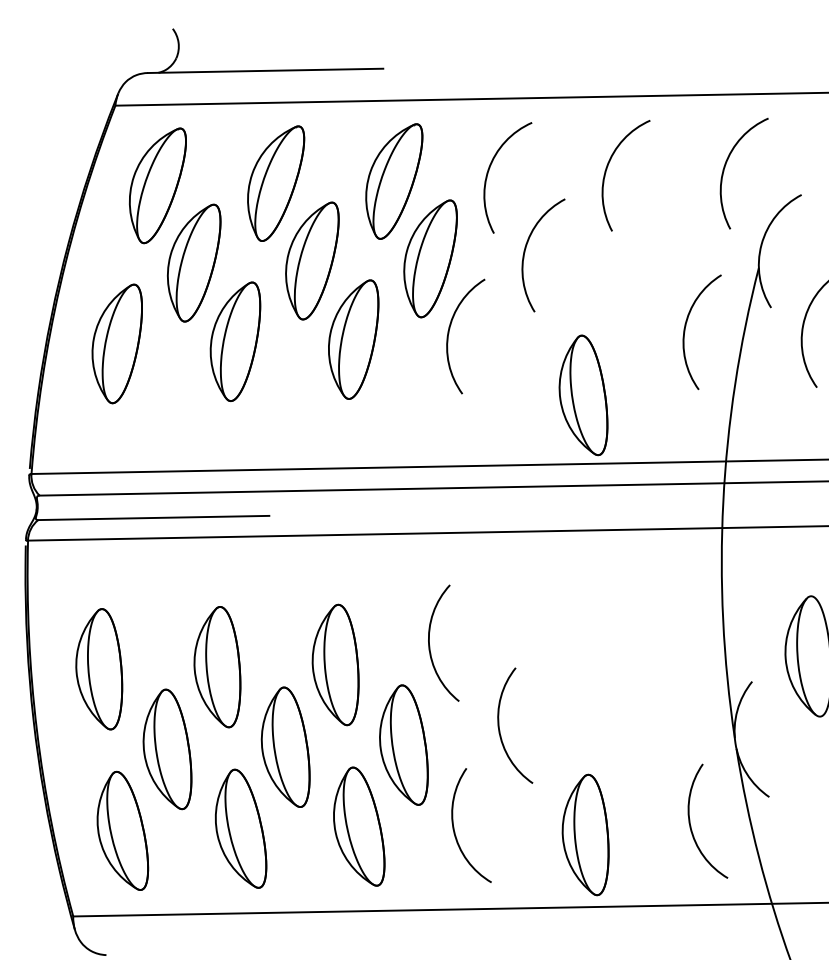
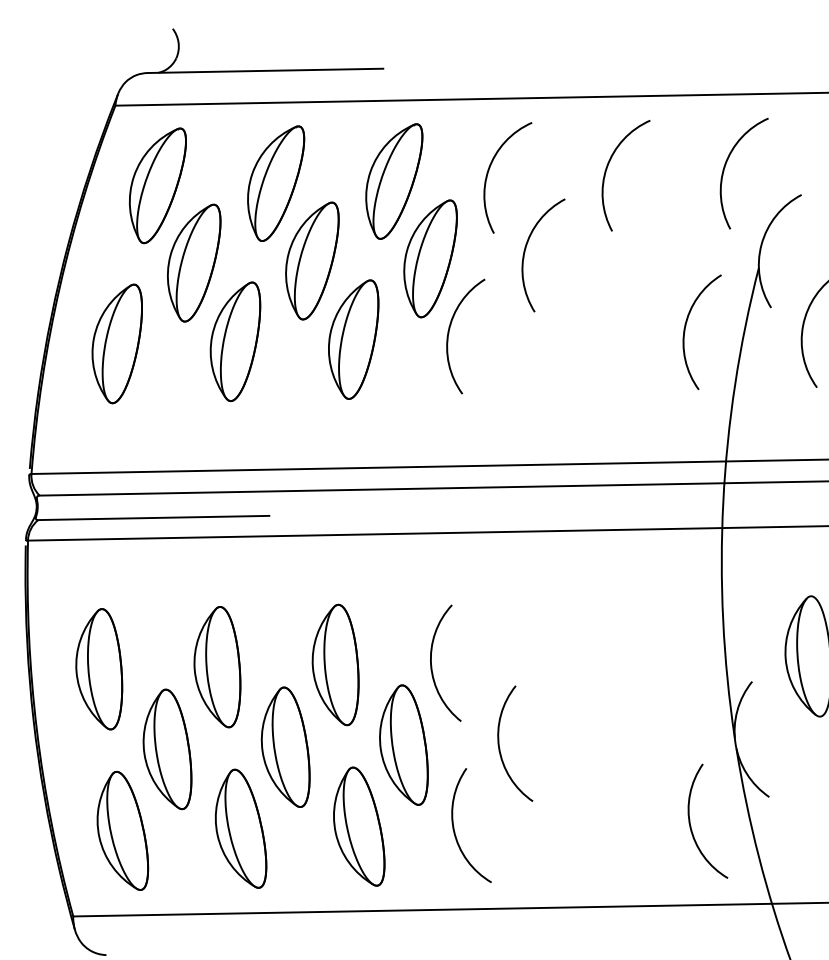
part: present -> none (583, 395)
arc position: (430, 645) -> (432, 665) (432, 665)
arc position: (500, 730) -> (500, 748) (500, 748)
part: present -> none (585, 834)
